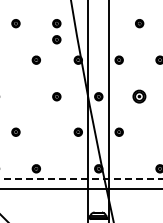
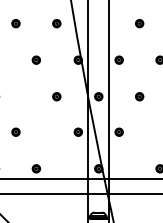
part: present -> none (56, 39)
part size: 15x15 px -> 10x10 px (139, 96)
line: dashed -> solid (81, 179)
line position: (80, 189) -> (80, 194) (80, 194)
